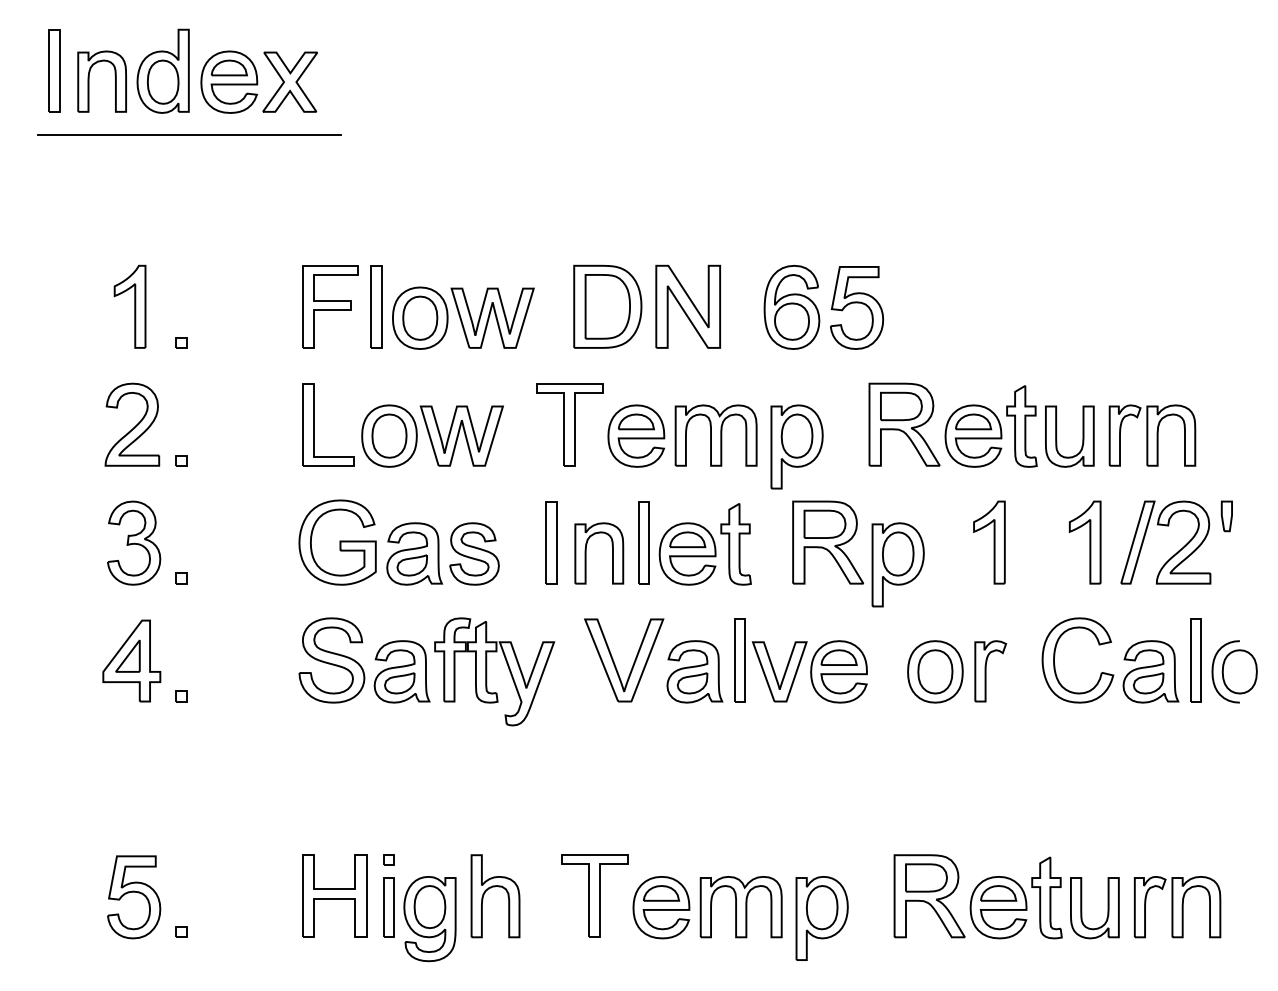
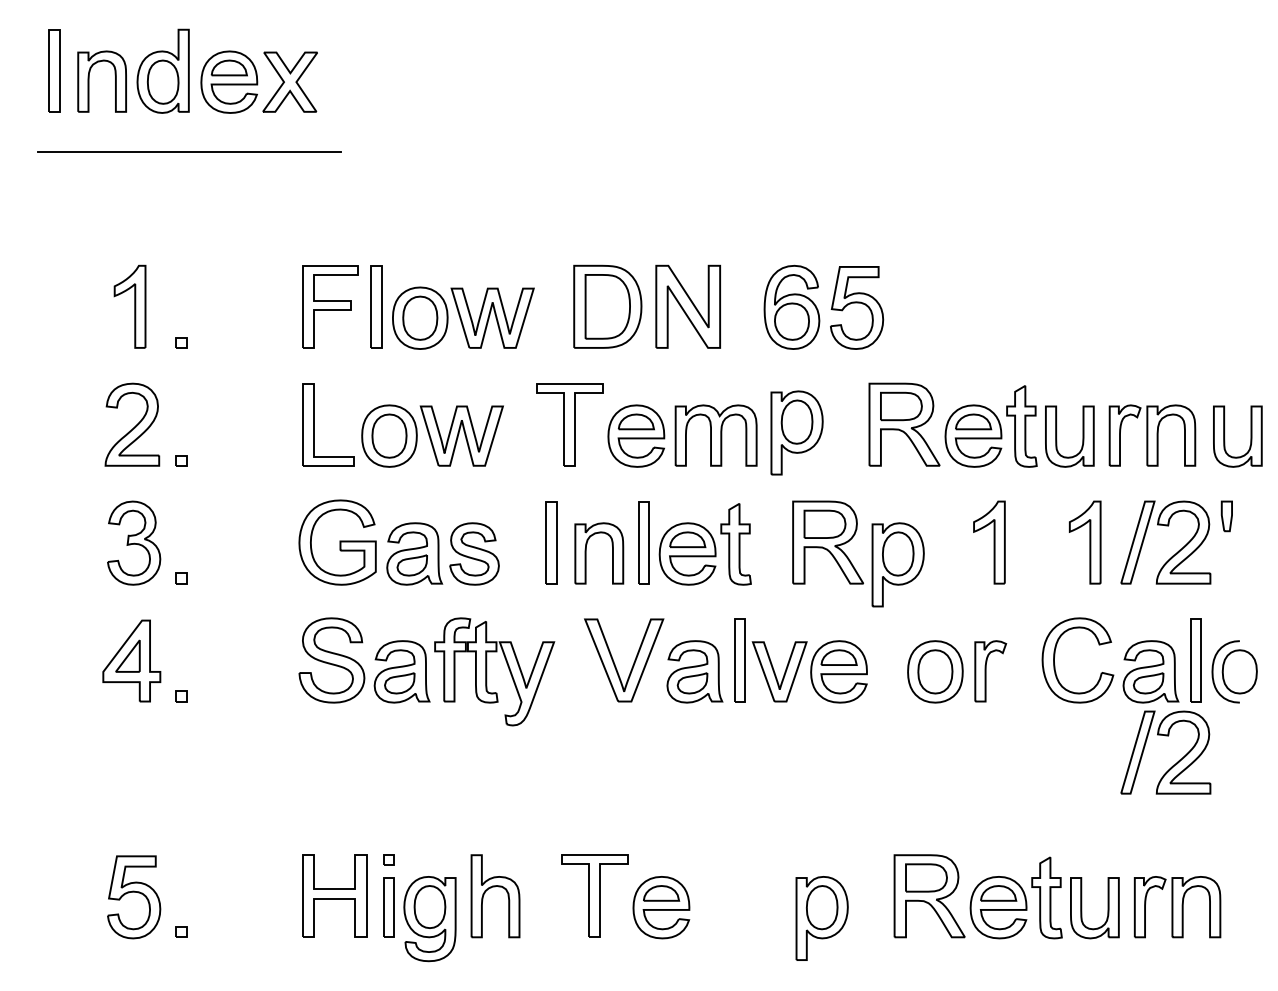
line position: (189, 134) -> (189, 151) (189, 151)
part: none -> present (1225, 436)
part position: (796, 446) -> (796, 432) (796, 432)
part: none -> present (1172, 765)
part: present -> none (740, 907)
